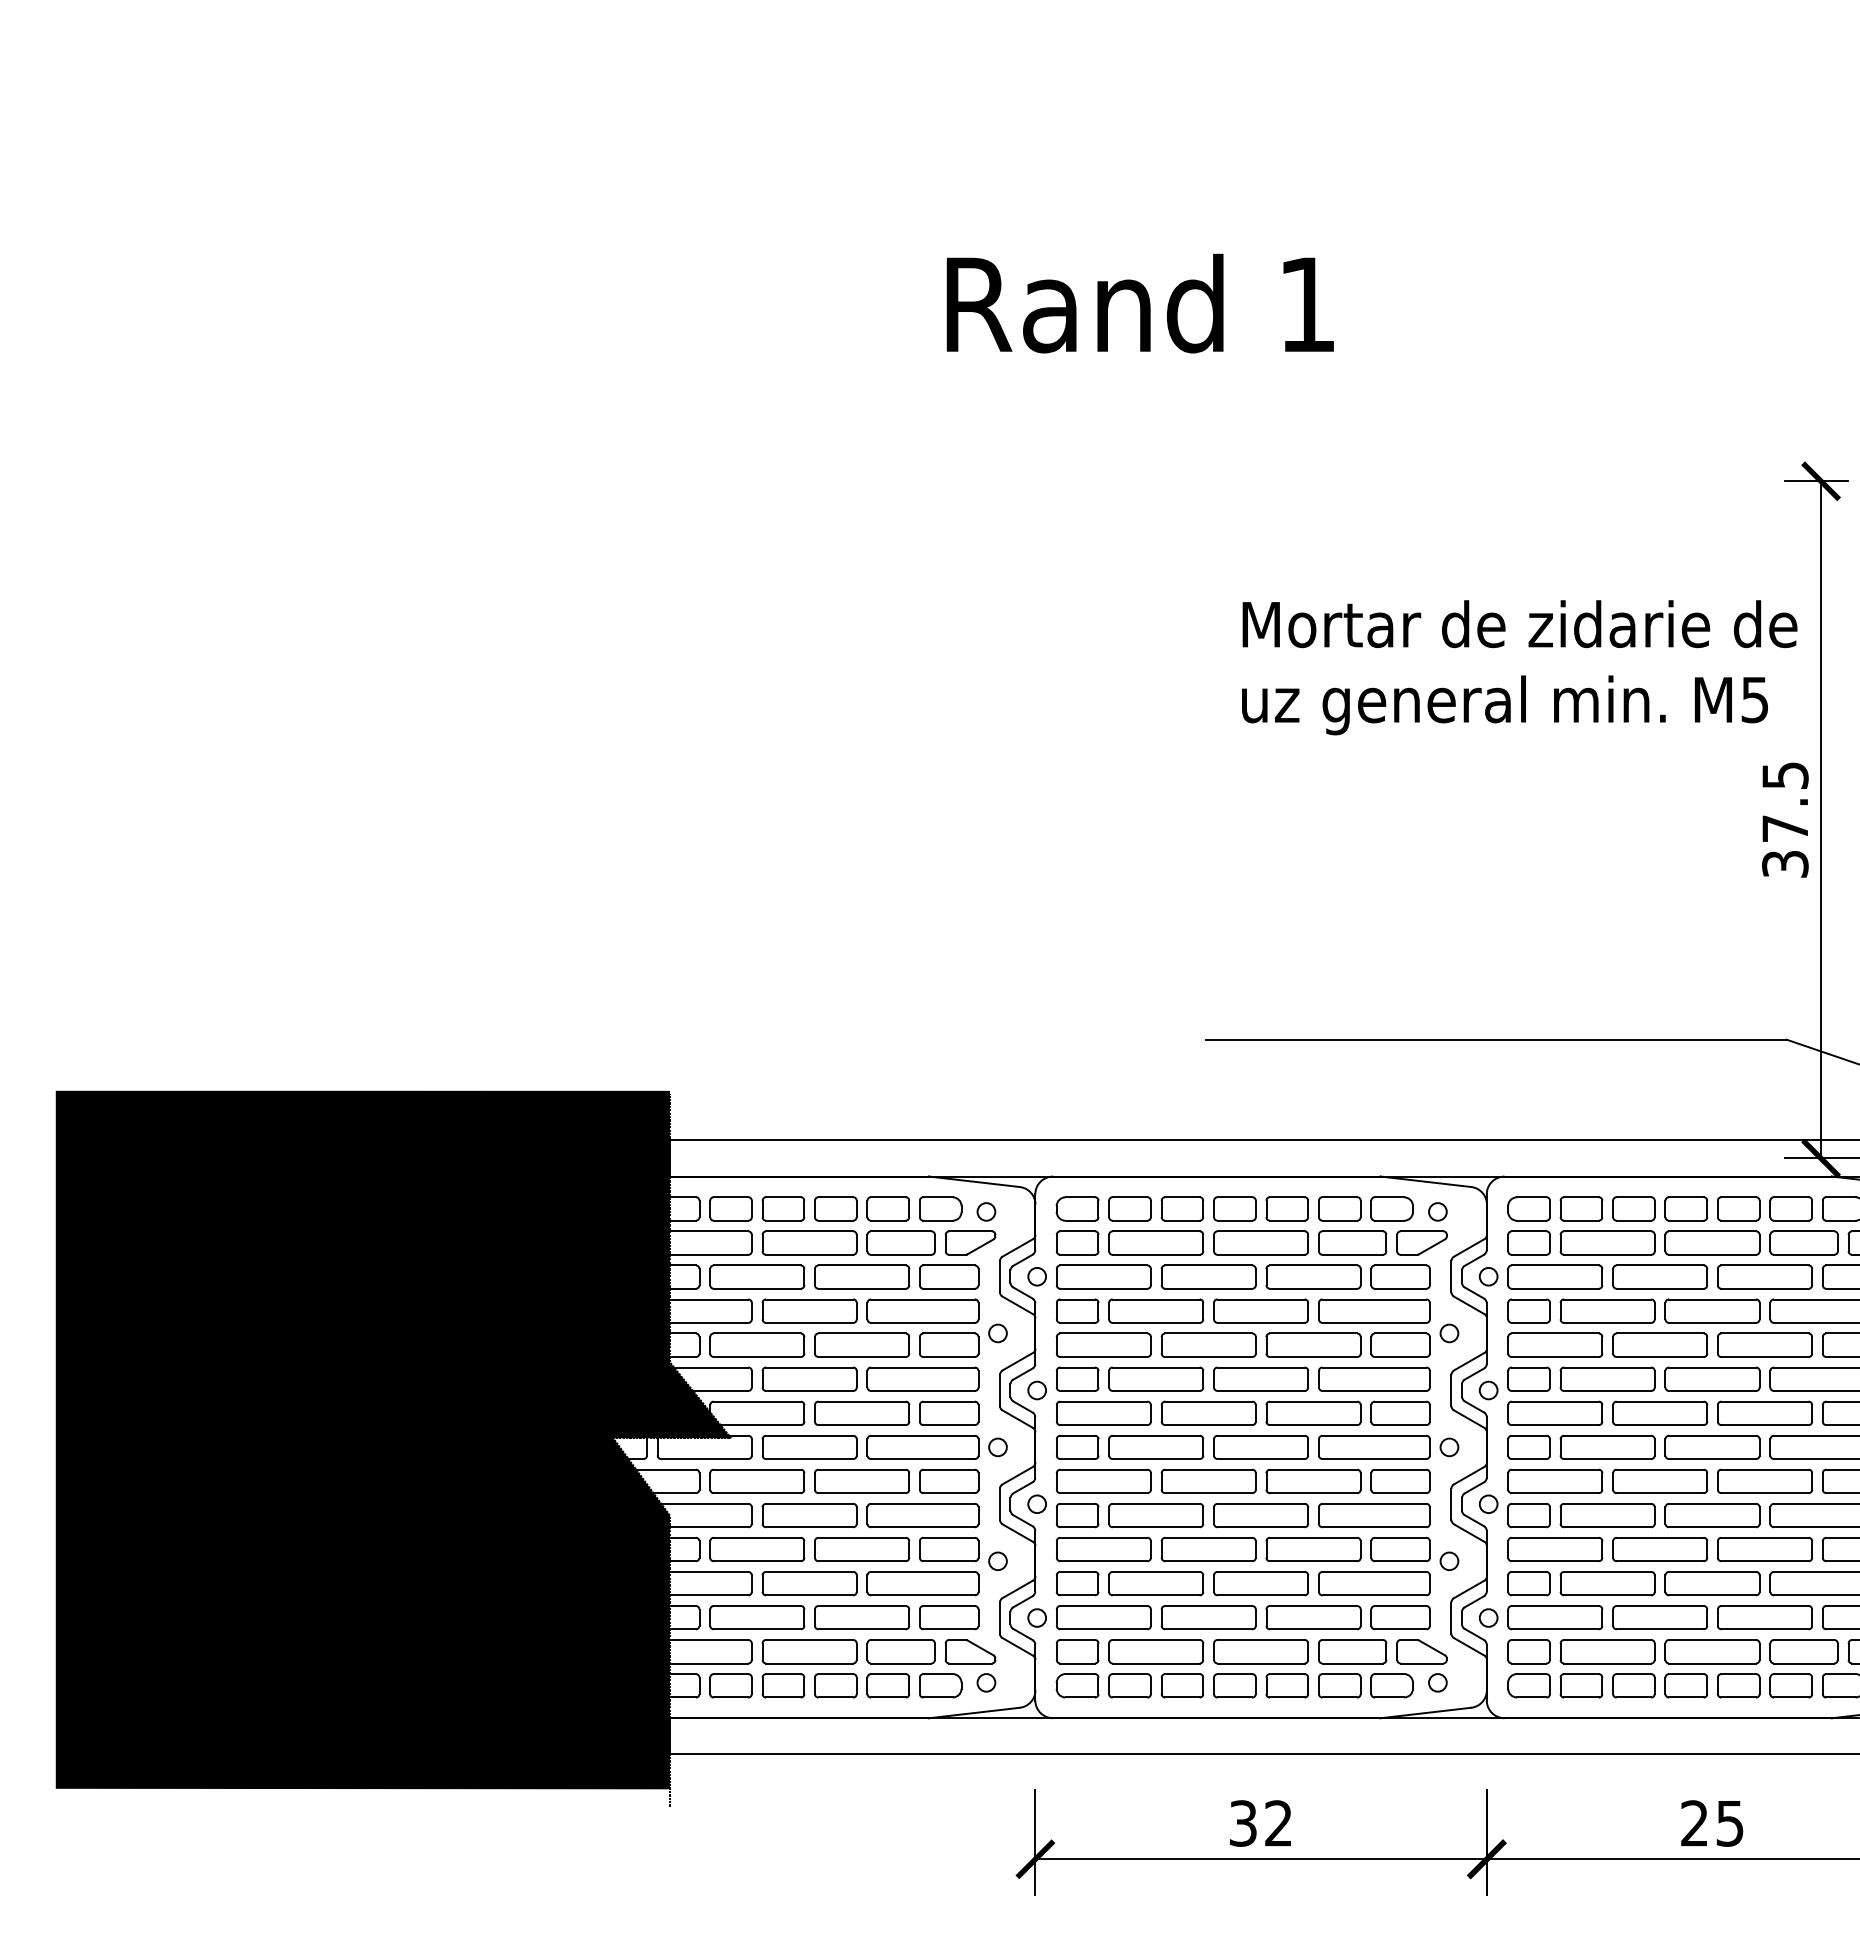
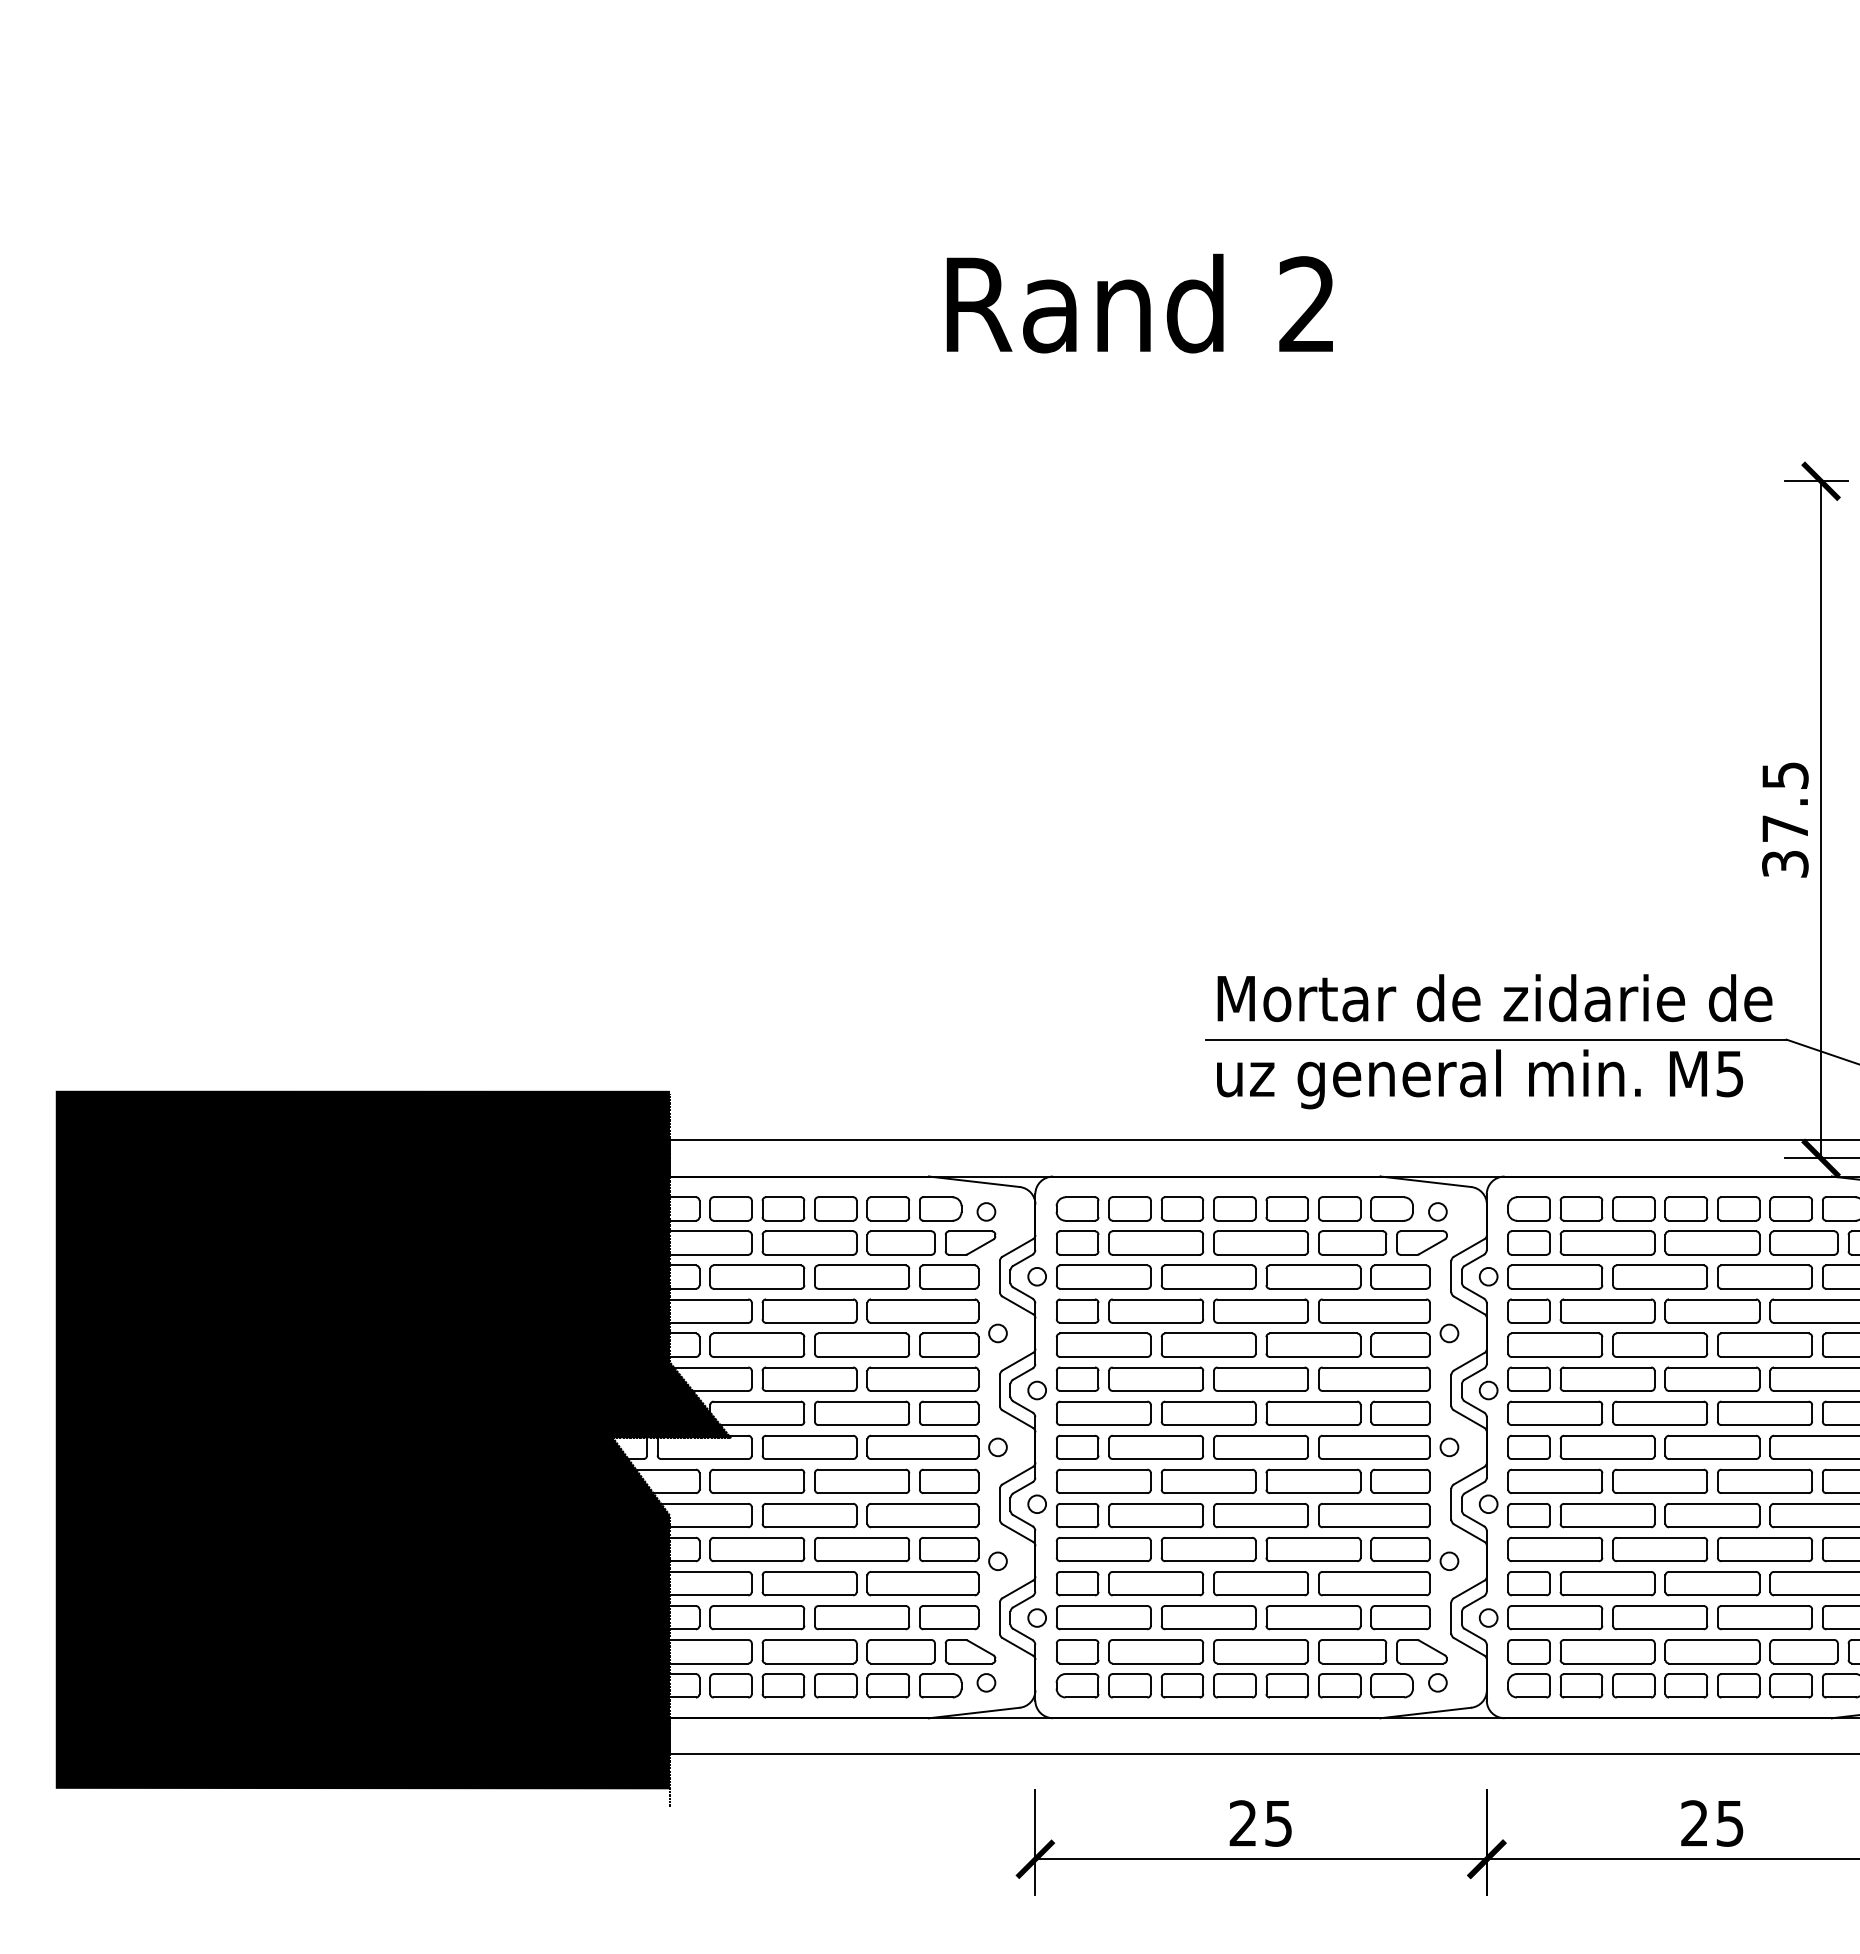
text: 1 -> 2 (1306, 303)
text position: (1519, 667) -> (1494, 1041) (1494, 1041)
text: 32 -> 25 (1260, 1823)
